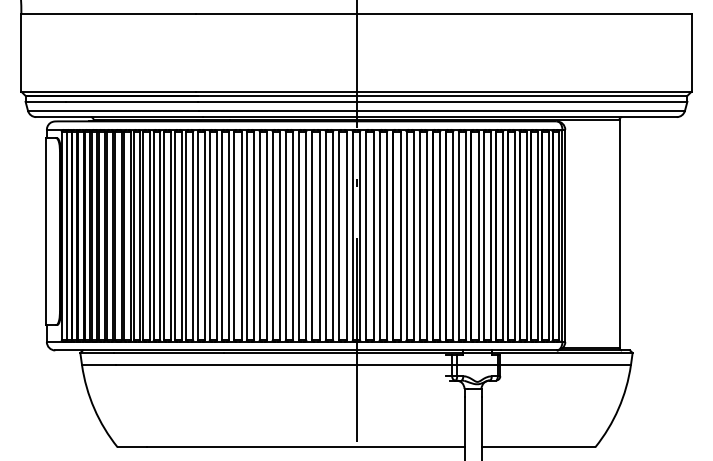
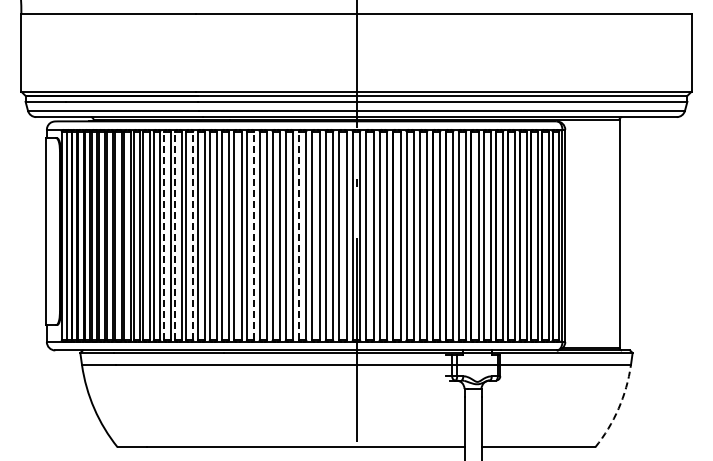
line: solid -> dashed (164, 235)
line: solid -> dashed (175, 235)
line: solid -> dashed (193, 235)
line: solid -> dashed (254, 235)
line: solid -> dashed (298, 235)
arc: solid -> dashed (618, 408)
